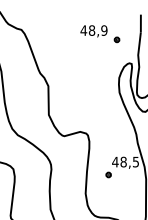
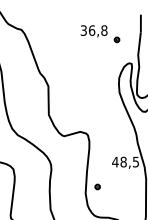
text: 48,9 -> 36,8 (93, 30)
part position: (108, 174) -> (97, 186) (97, 186)
